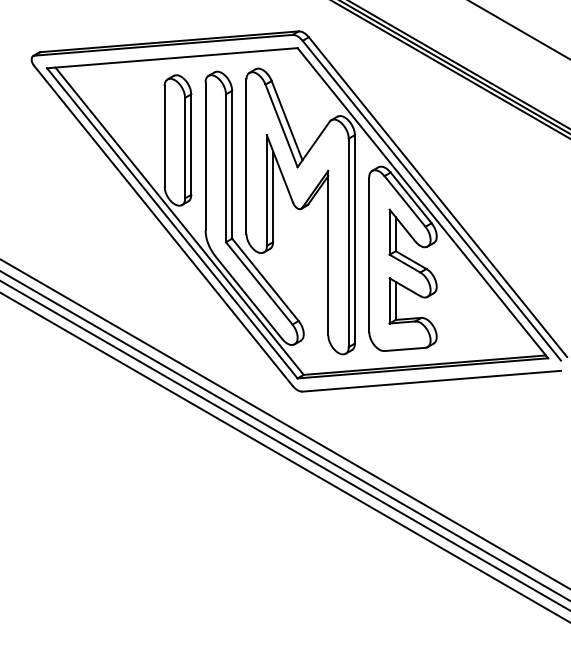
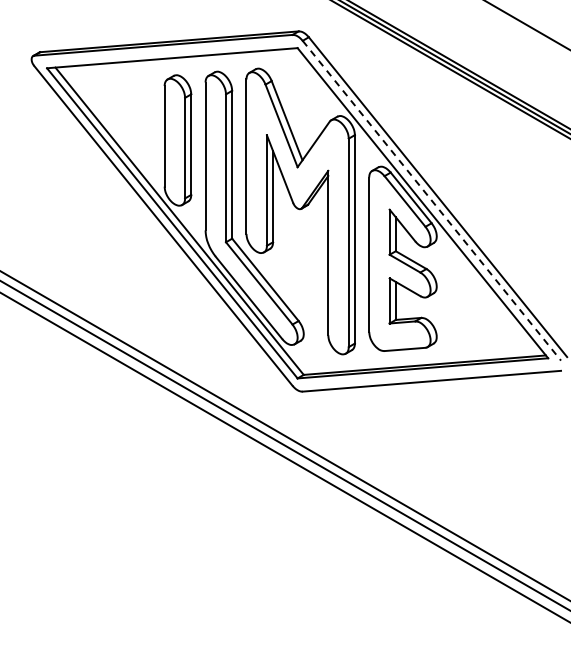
line position: (519, 29) -> (527, 25) (527, 25)
line: solid -> dashed (431, 200)
line: present -> none (284, 423)
